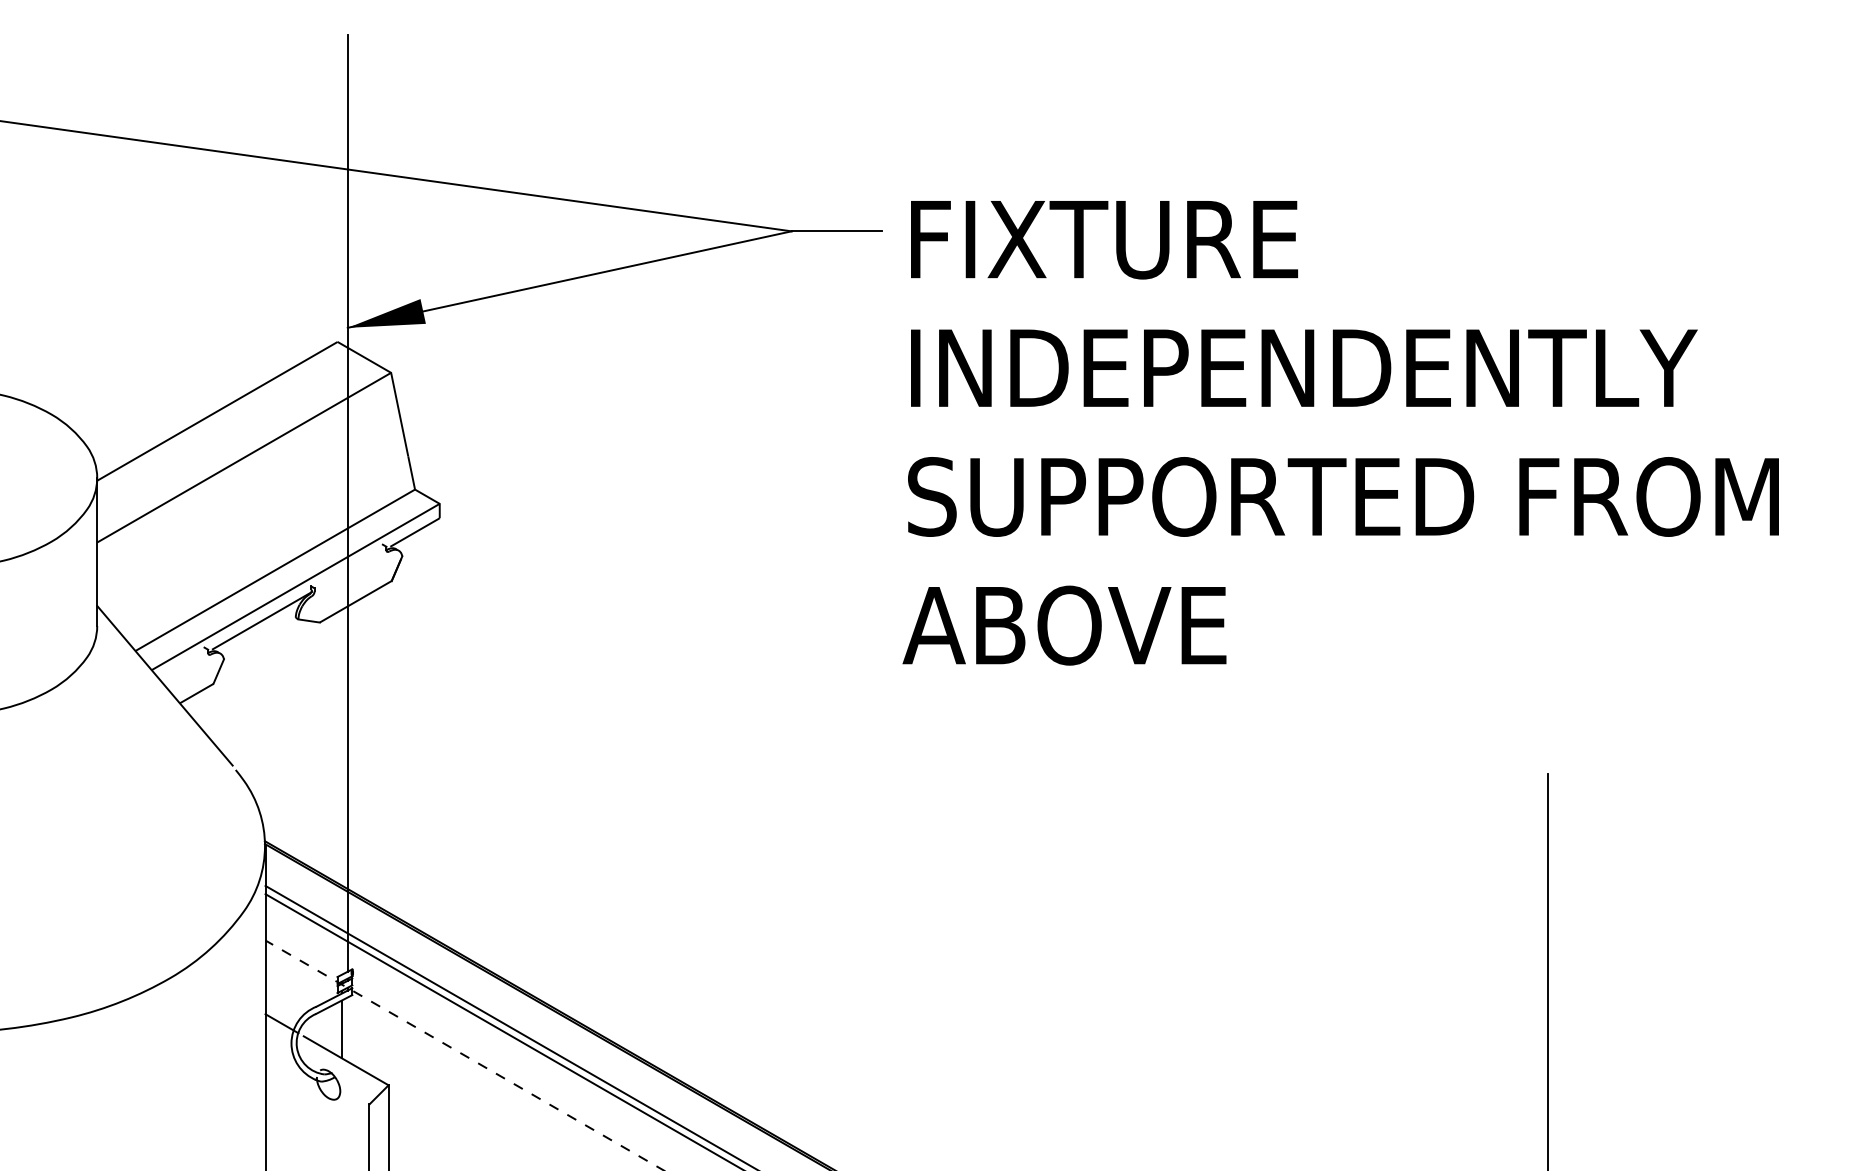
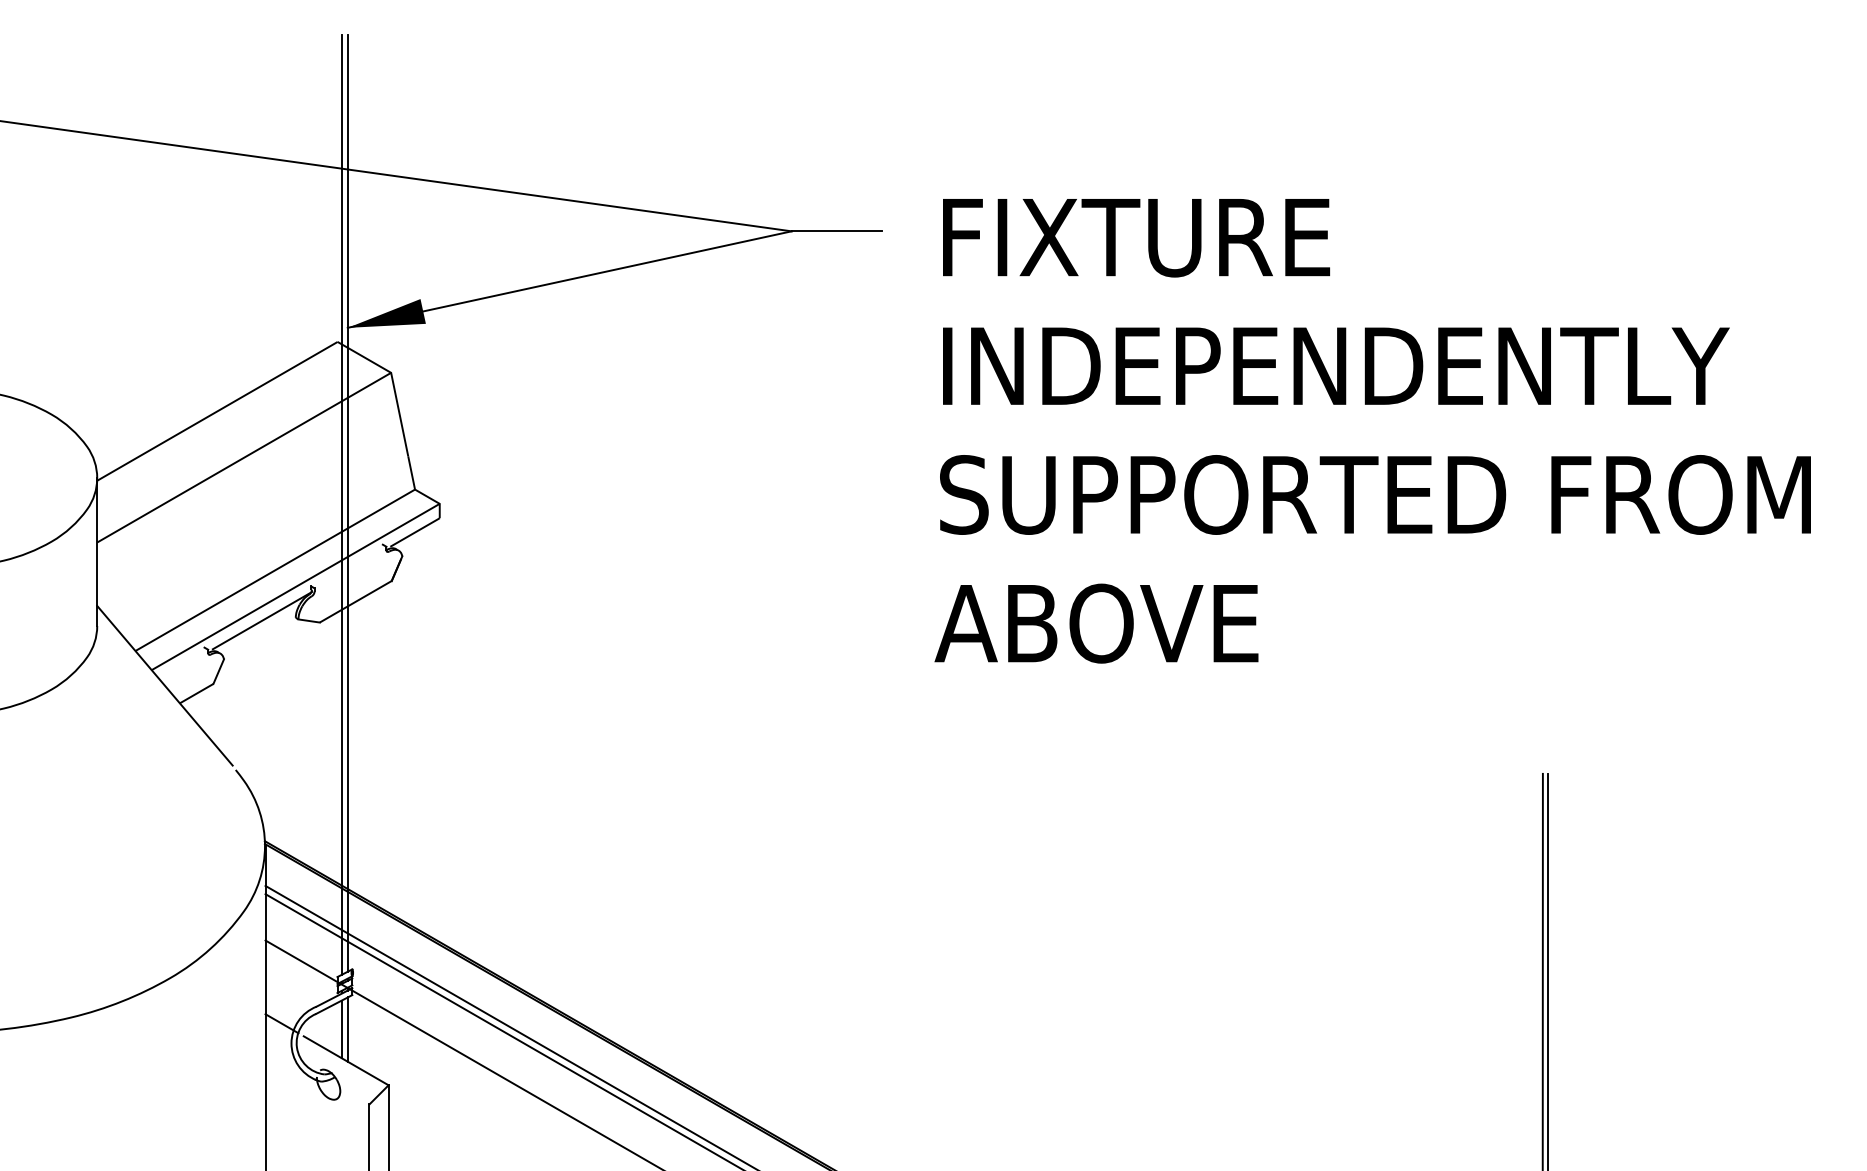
text position: (1340, 433) -> (1372, 431) (1372, 431)
line: none -> present (342, 504)
line: none -> present (1542, 970)
line: none -> present (347, 1029)
line: dashed -> solid (464, 1055)
